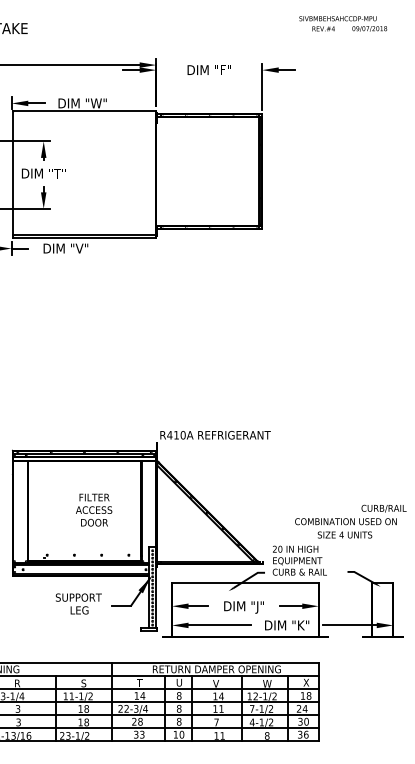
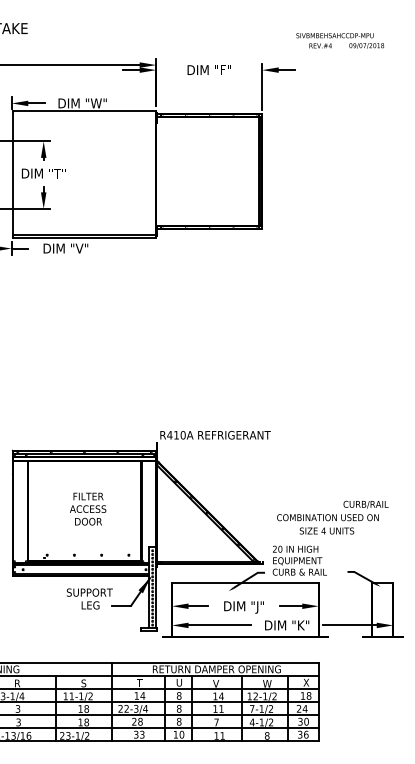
text position: (343, 23) -> (340, 40) (340, 40)
text position: (94, 509) -> (88, 508) (88, 508)
text position: (350, 521) -> (332, 517) (332, 517)
text position: (78, 603) -> (89, 598) (89, 598)
